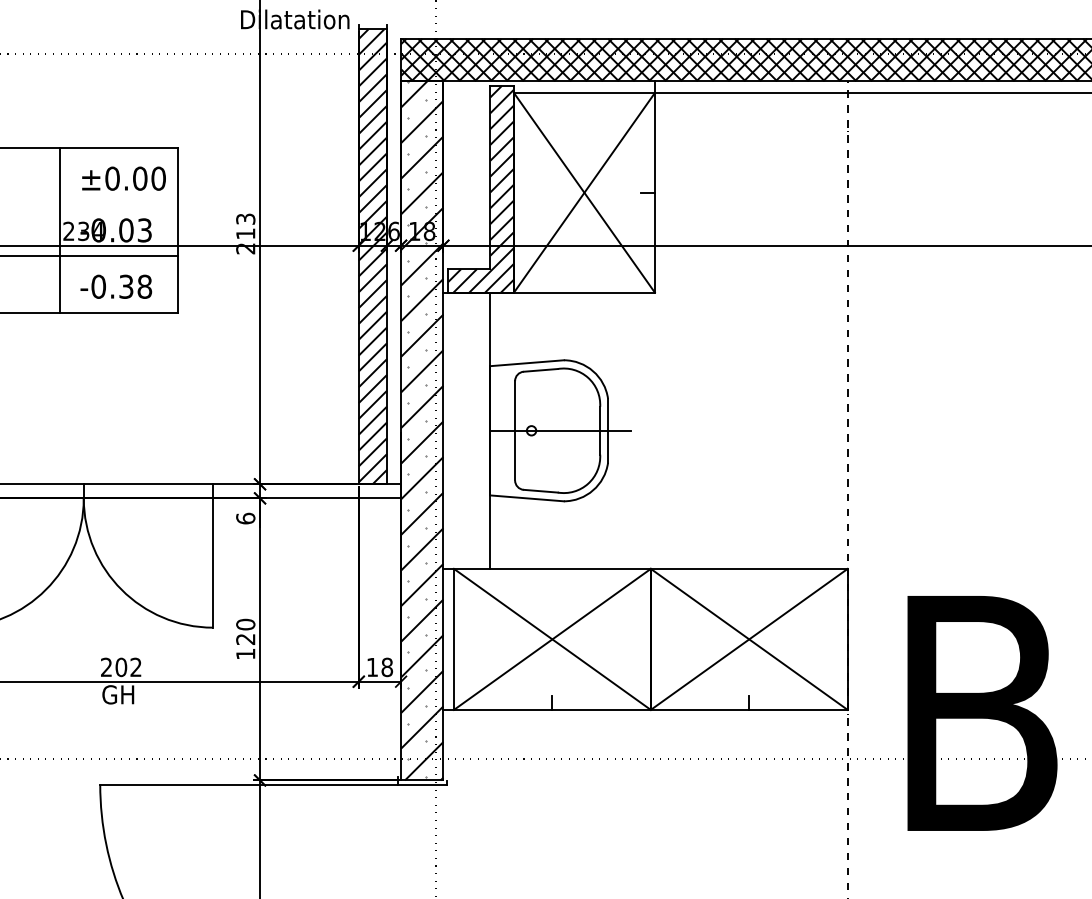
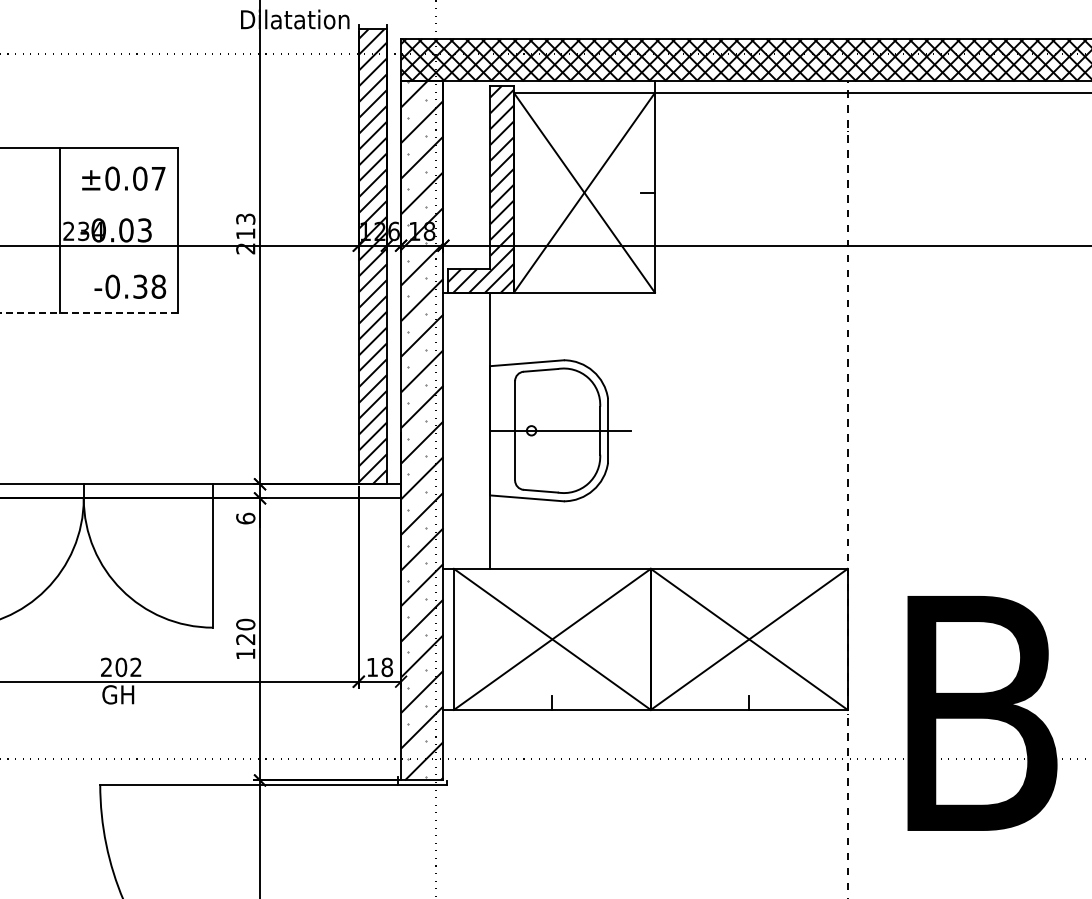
text: ±0.00 -> ±0.07 (158, 178)
line: present -> none (89, 256)
text position: (116, 286) -> (130, 286) (130, 286)
line: solid -> dashed (89, 312)
